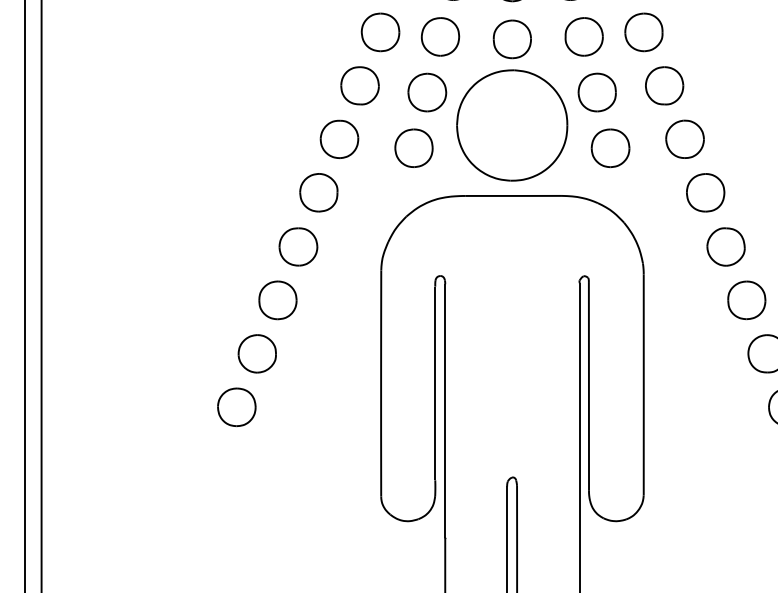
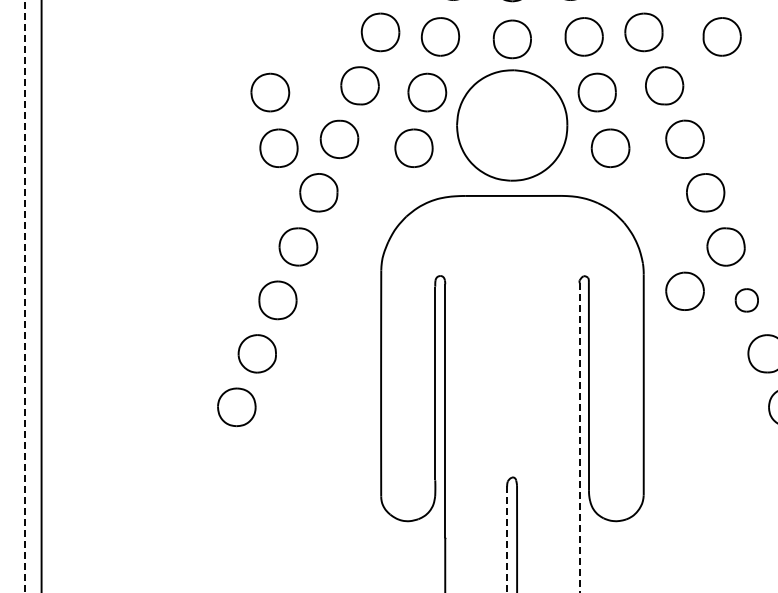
part: none -> present (721, 36)
part: none -> present (270, 92)
part: none -> present (278, 147)
part: none -> present (684, 290)
line: solid -> dashed (24, 297)
part size: 40x41 px -> 25x25 px (746, 300)
line: solid -> dashed (579, 438)
line: solid -> dashed (507, 539)
